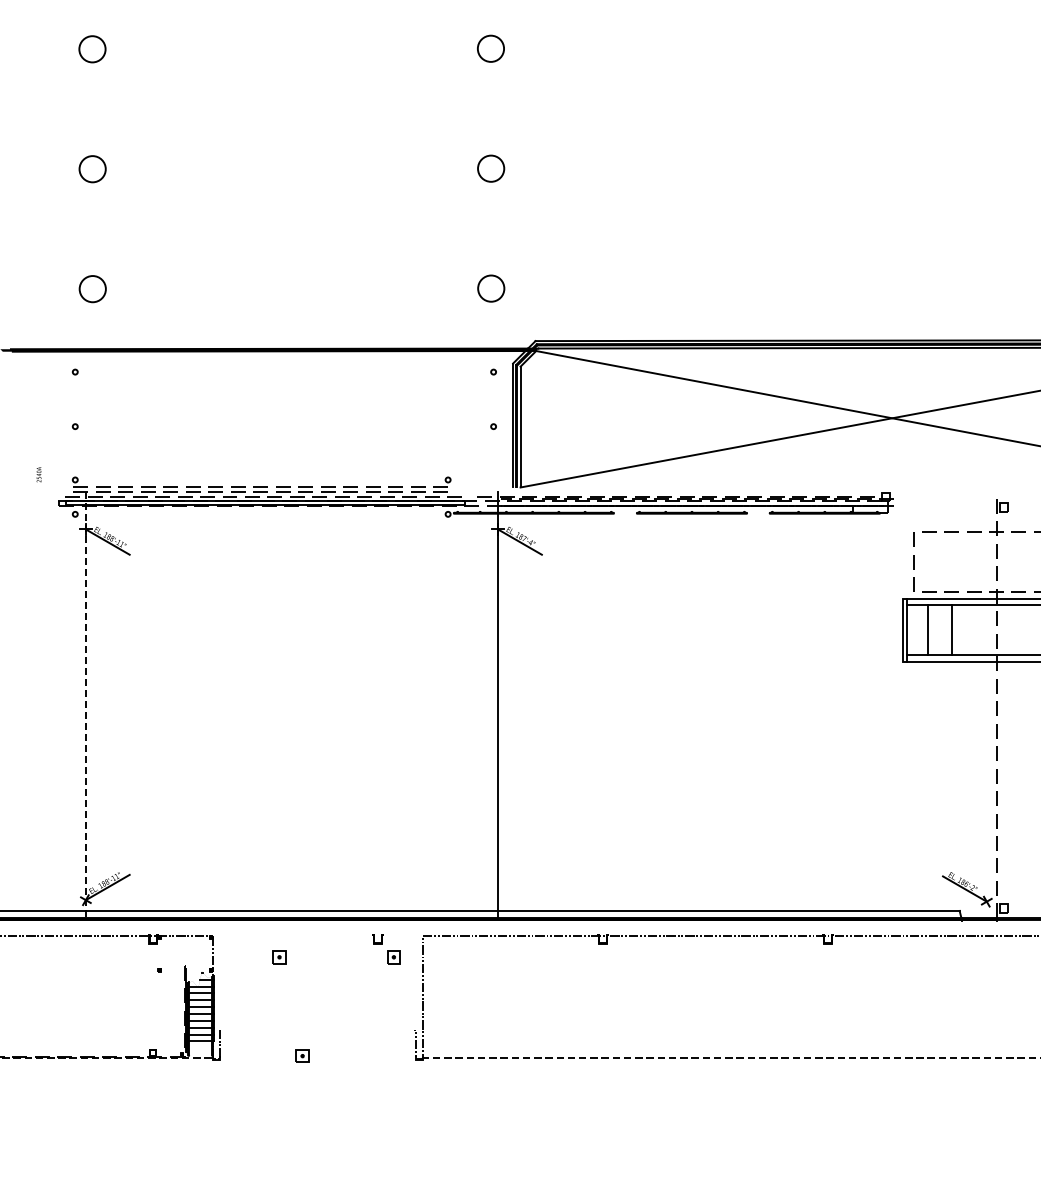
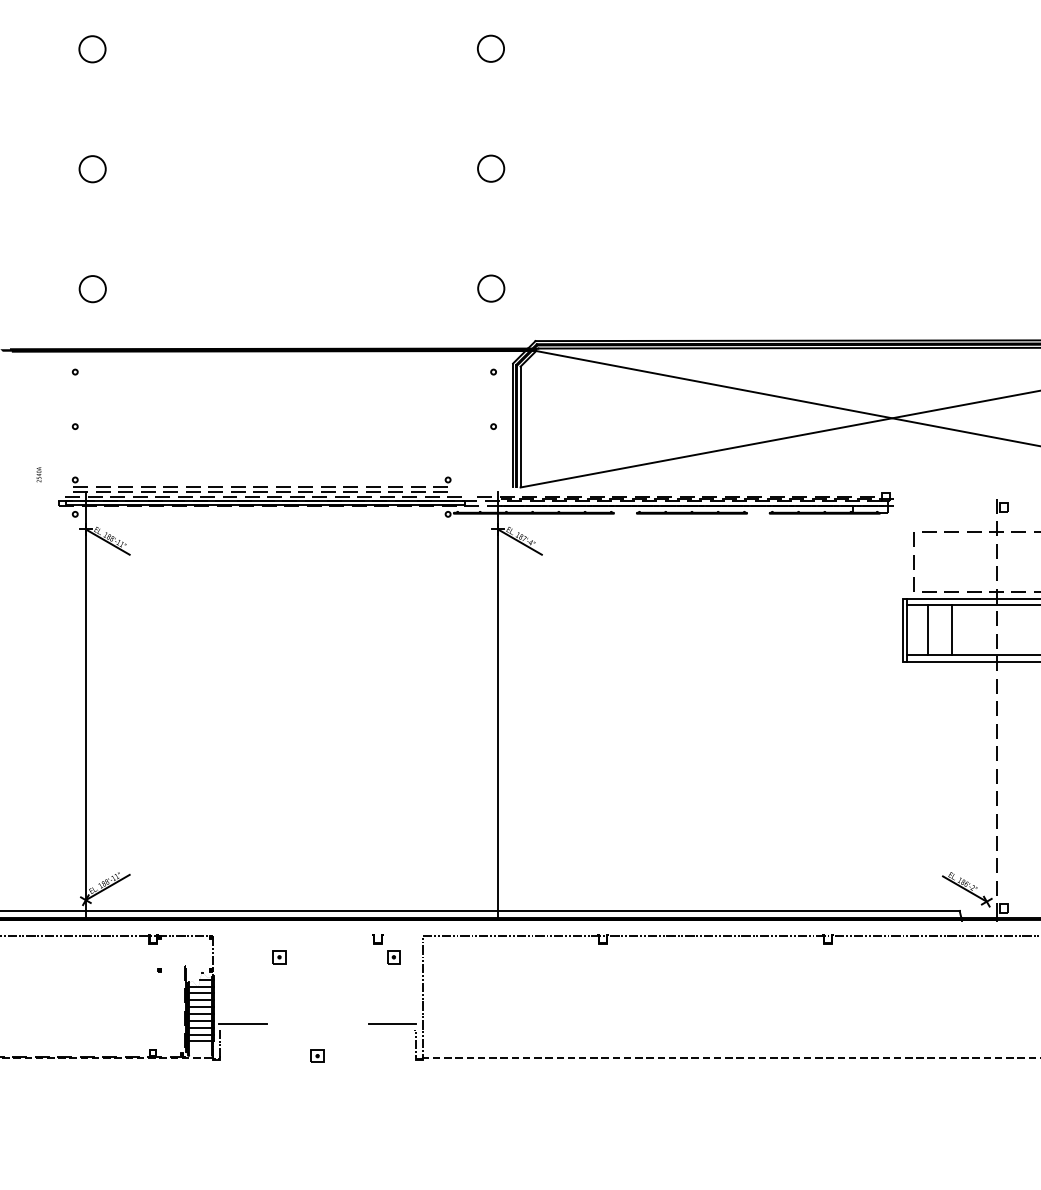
line: dashed -> solid (85, 704)
line: none -> present (242, 1023)
line: none -> present (391, 1023)
part position: (302, 1055) -> (317, 1055) (317, 1055)
